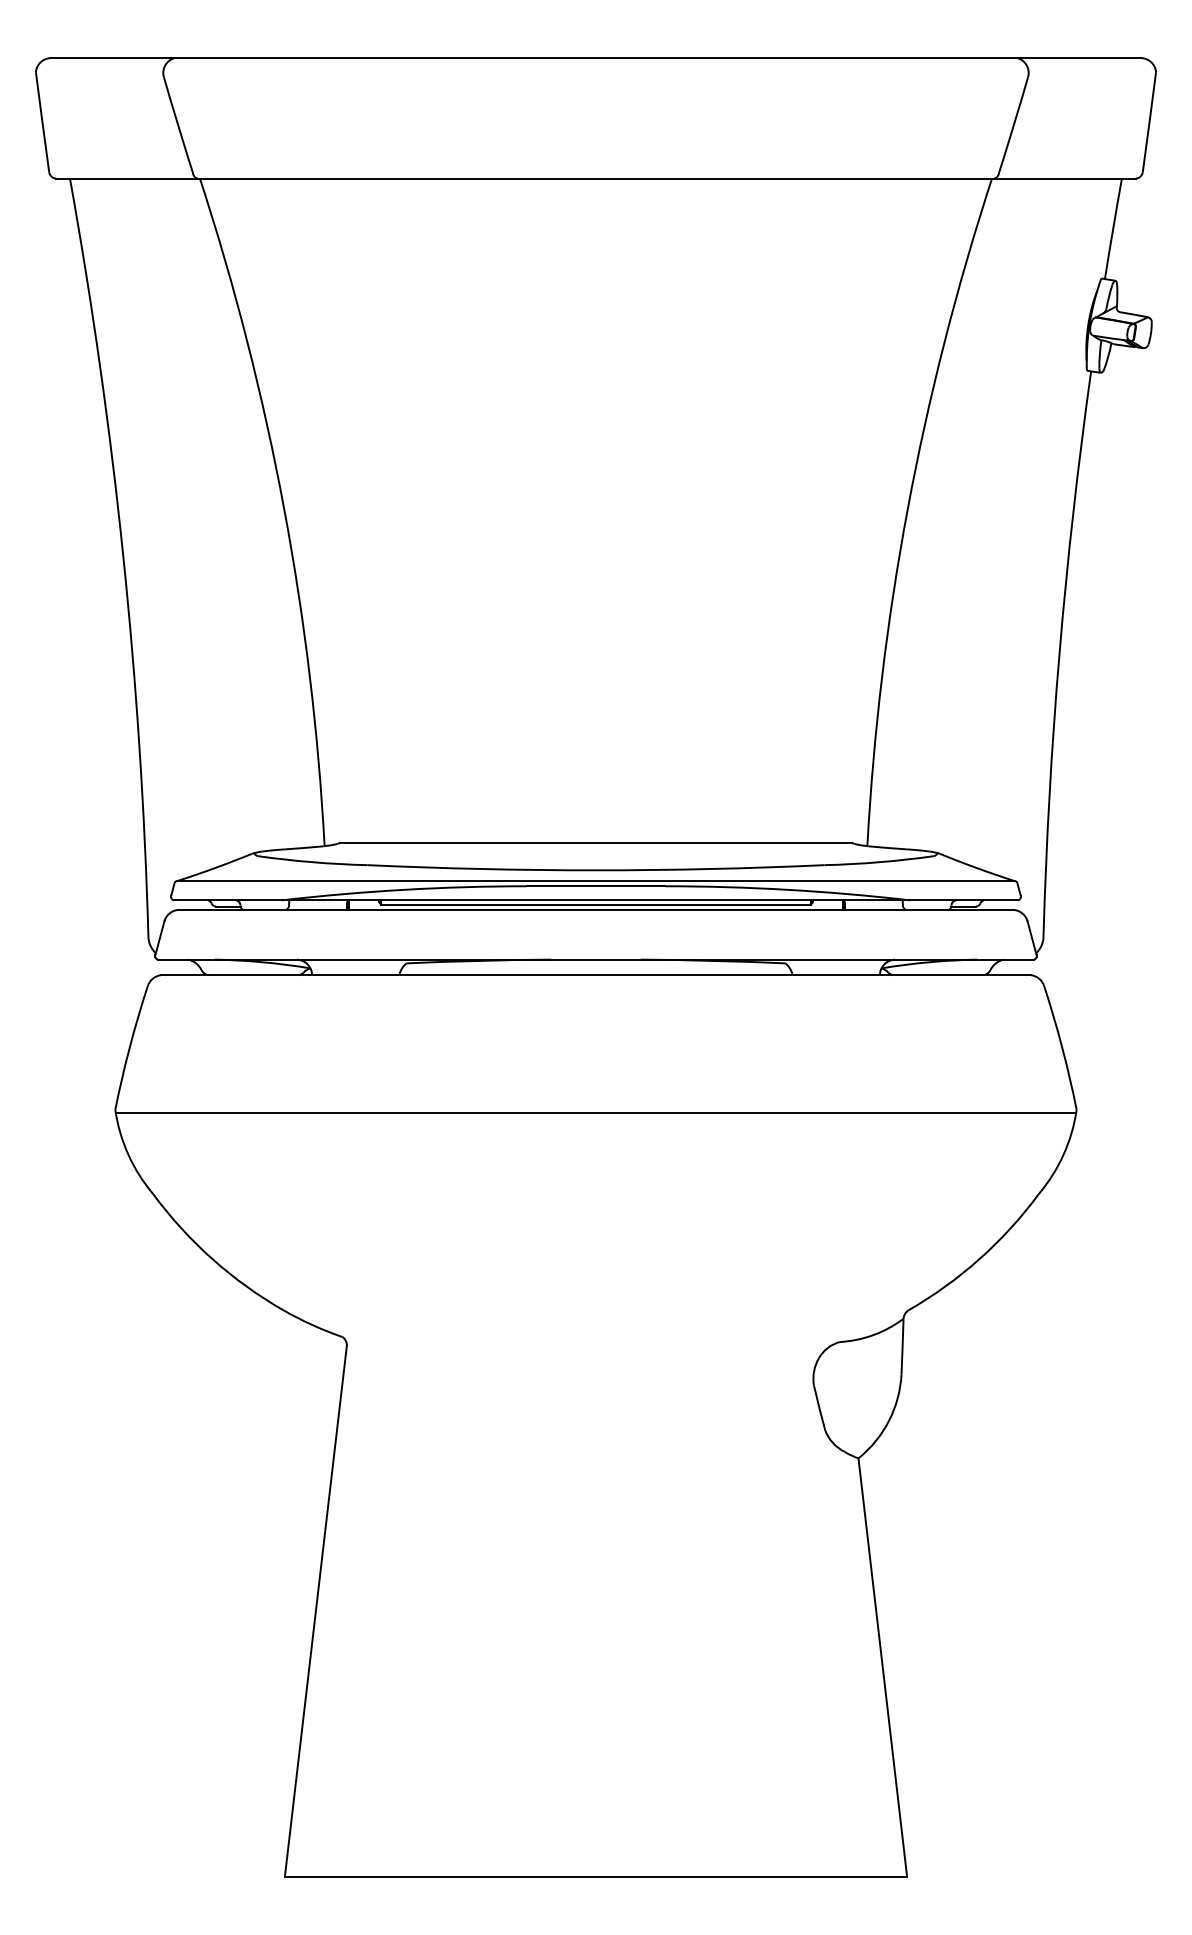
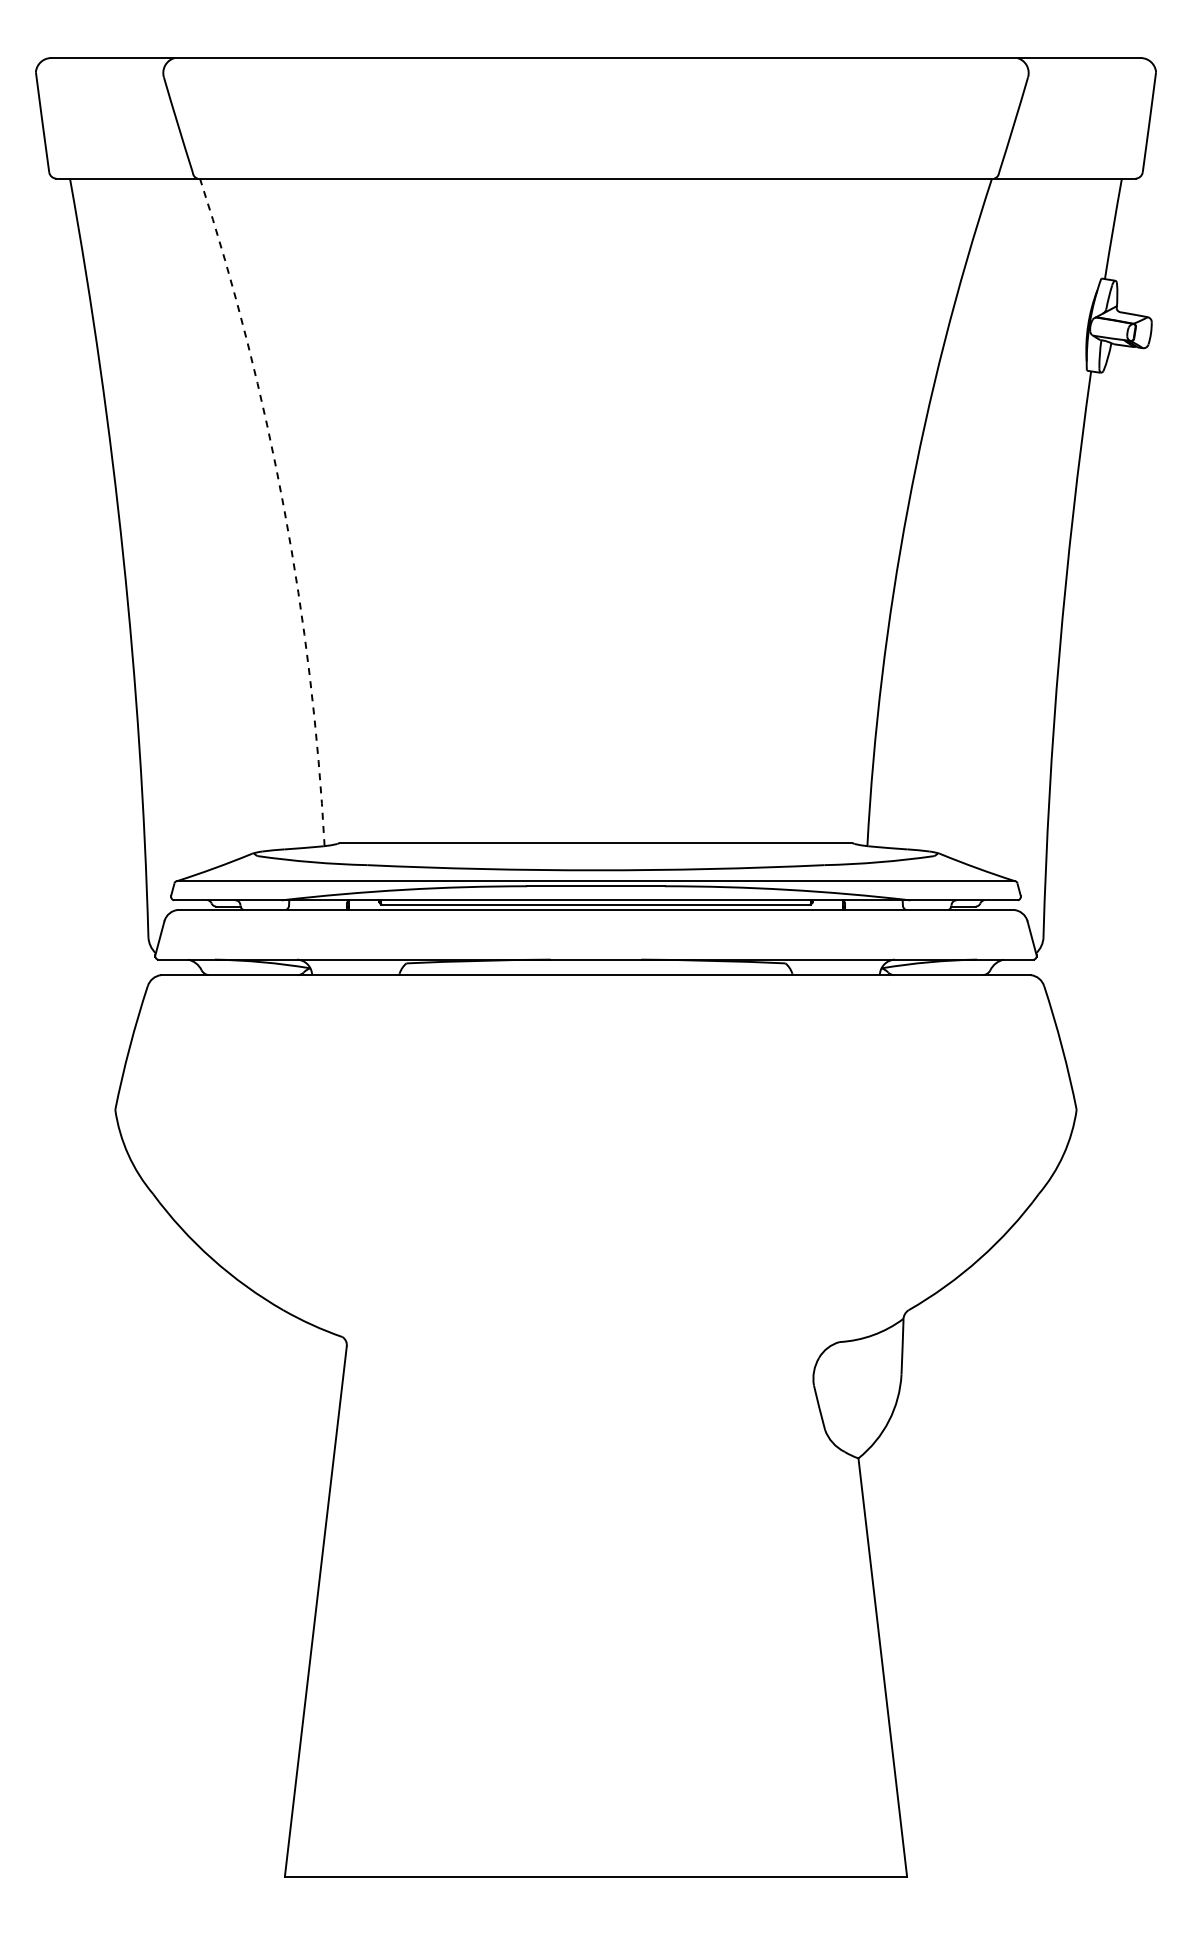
arc: solid -> dashed (284, 508)
line: present -> none (595, 1112)
